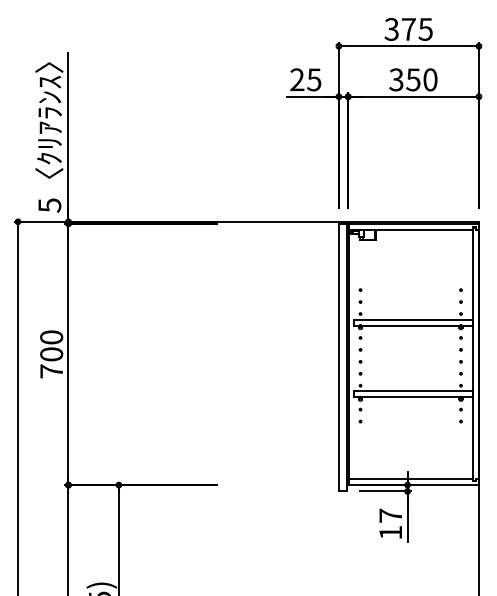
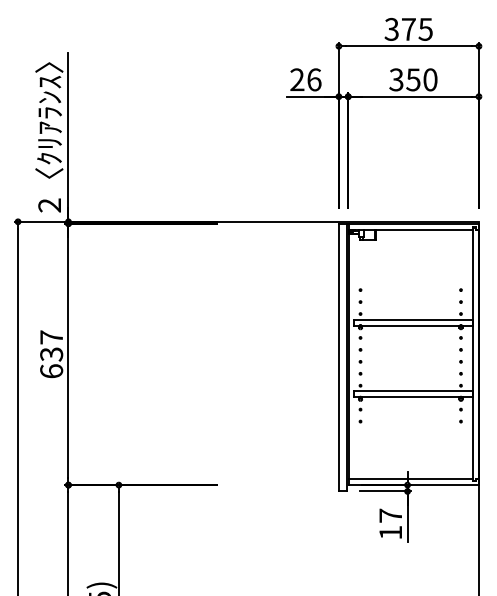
text: 25 -> 26 (314, 79)
text: 5 -> 2 (49, 205)
text: 700 -> 637 (51, 354)
